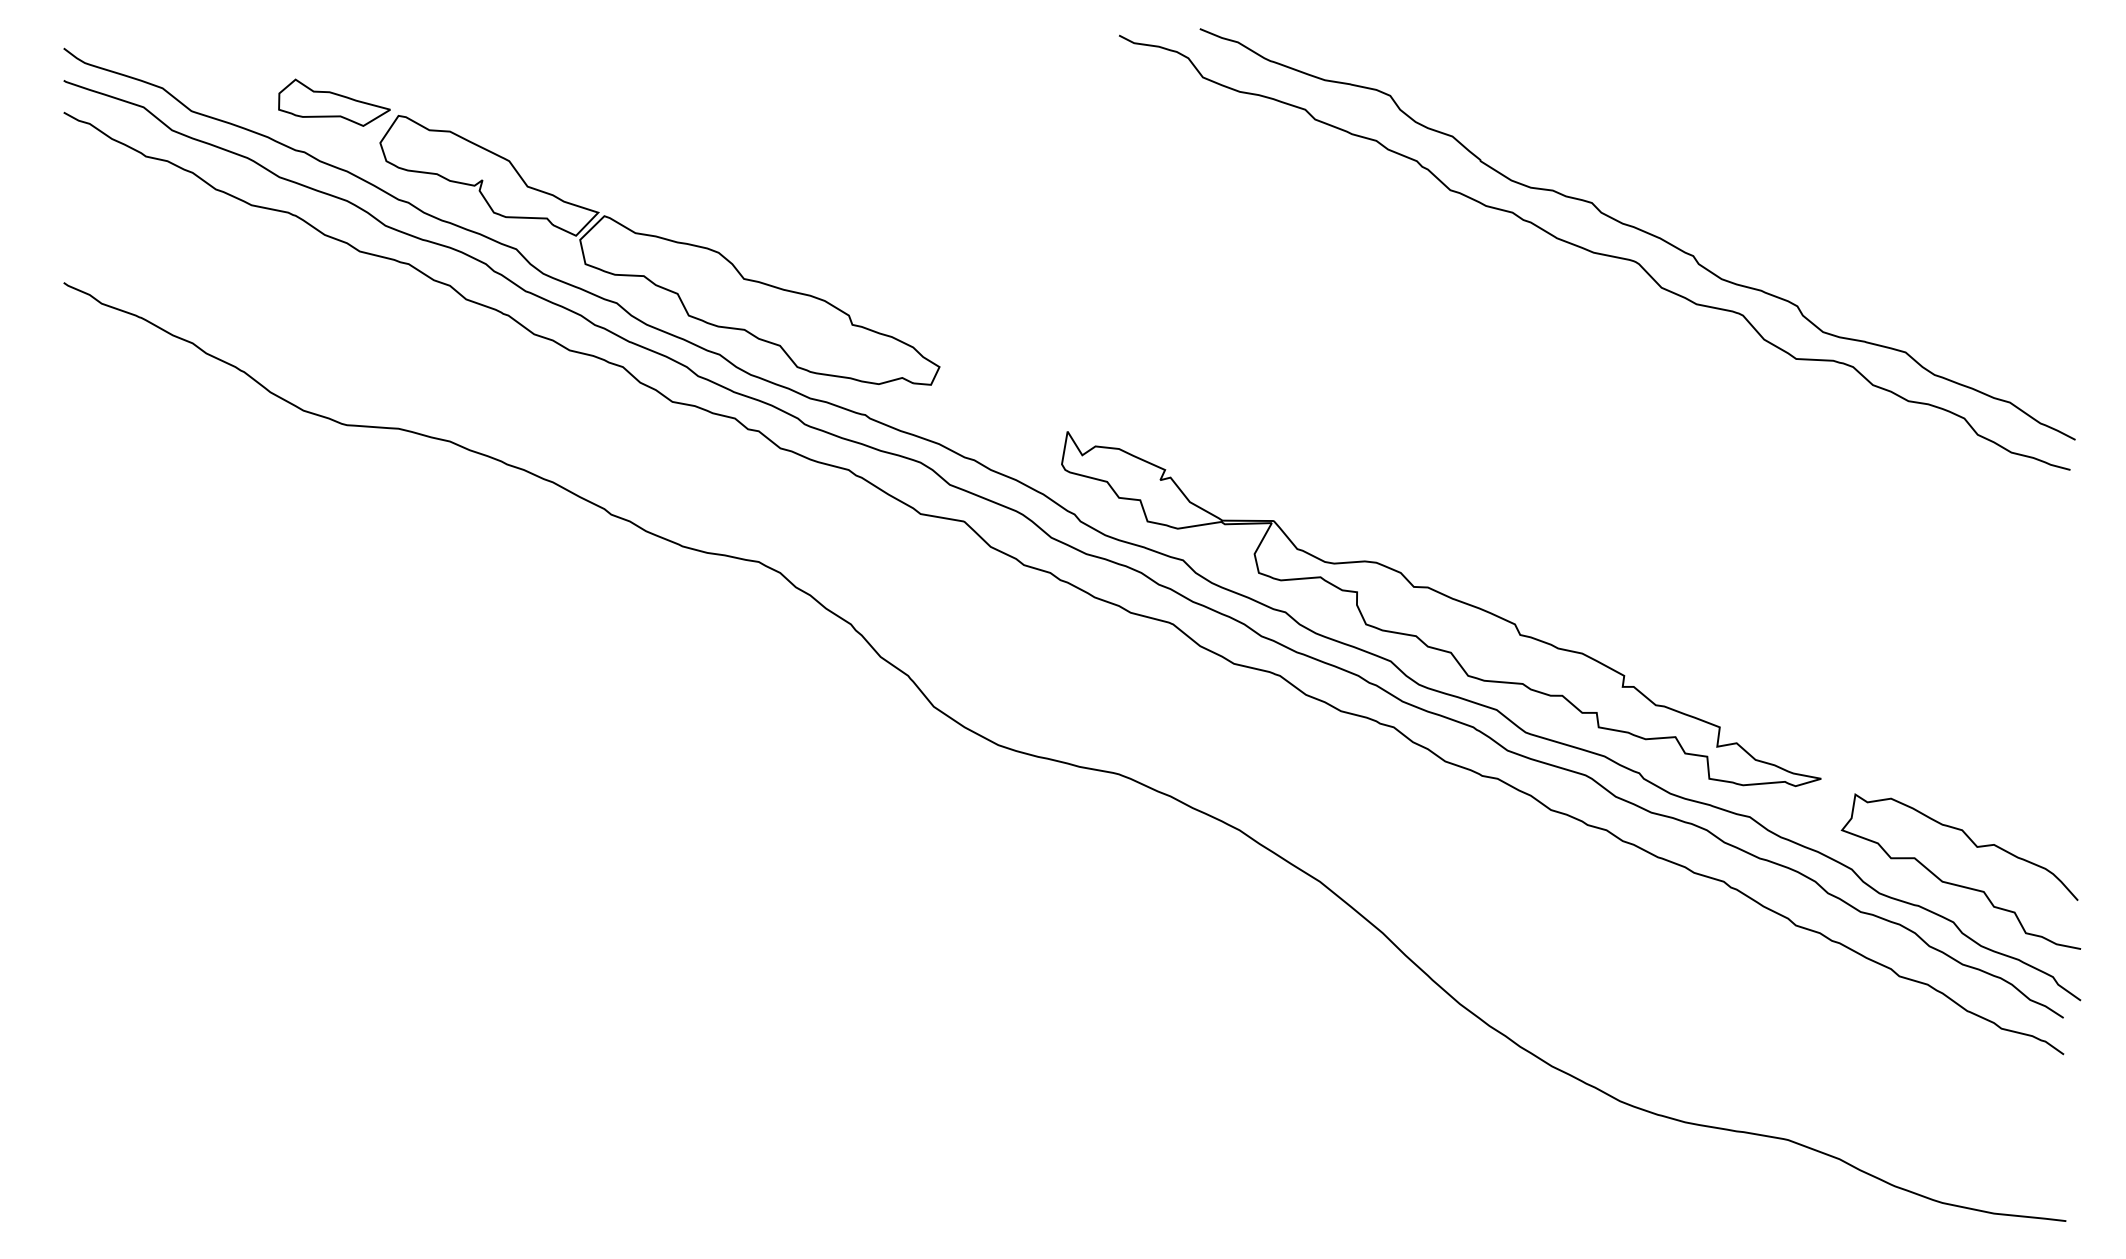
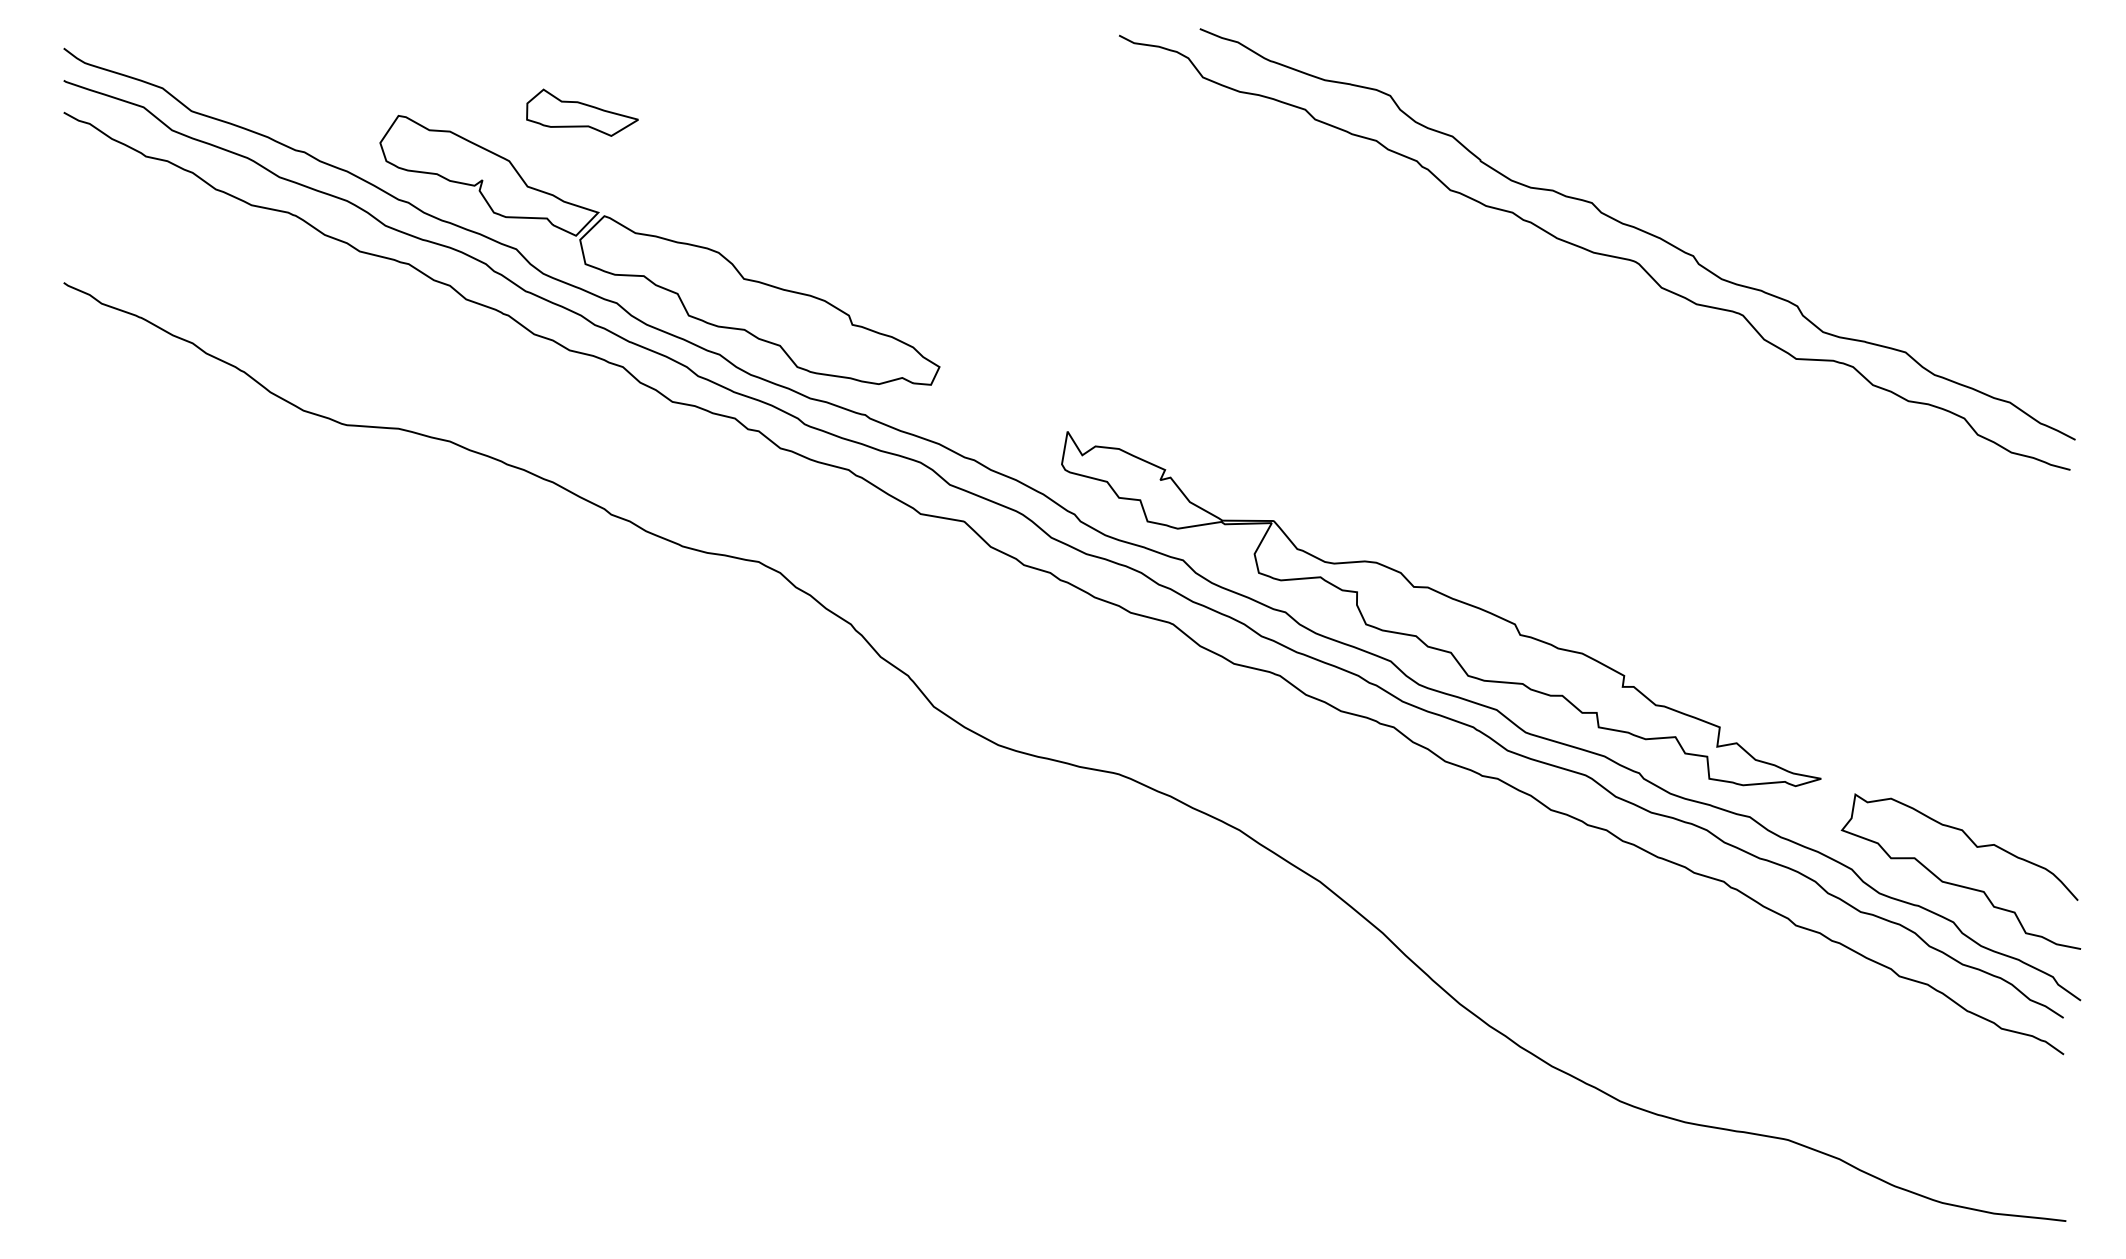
part position: (334, 102) -> (582, 112) (582, 112)
